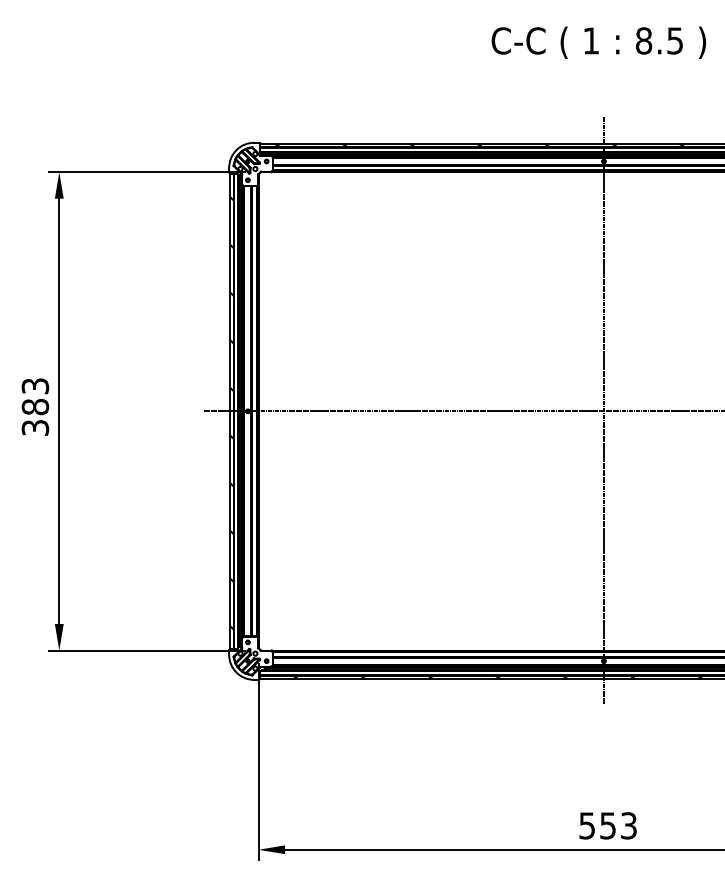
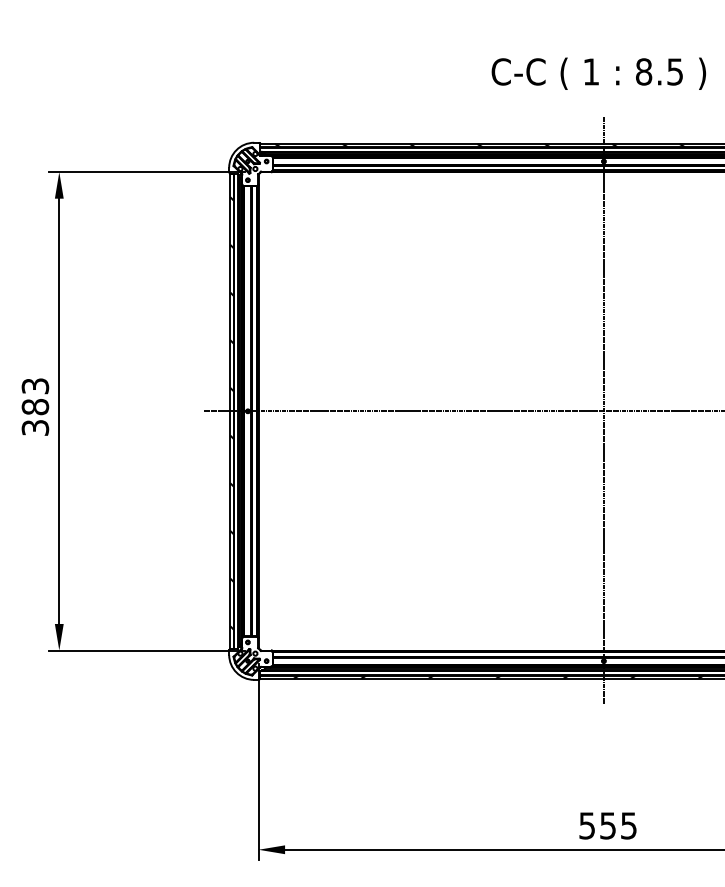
text position: (598, 42) -> (598, 73) (598, 73)
text: 553 -> 555 (628, 825)
